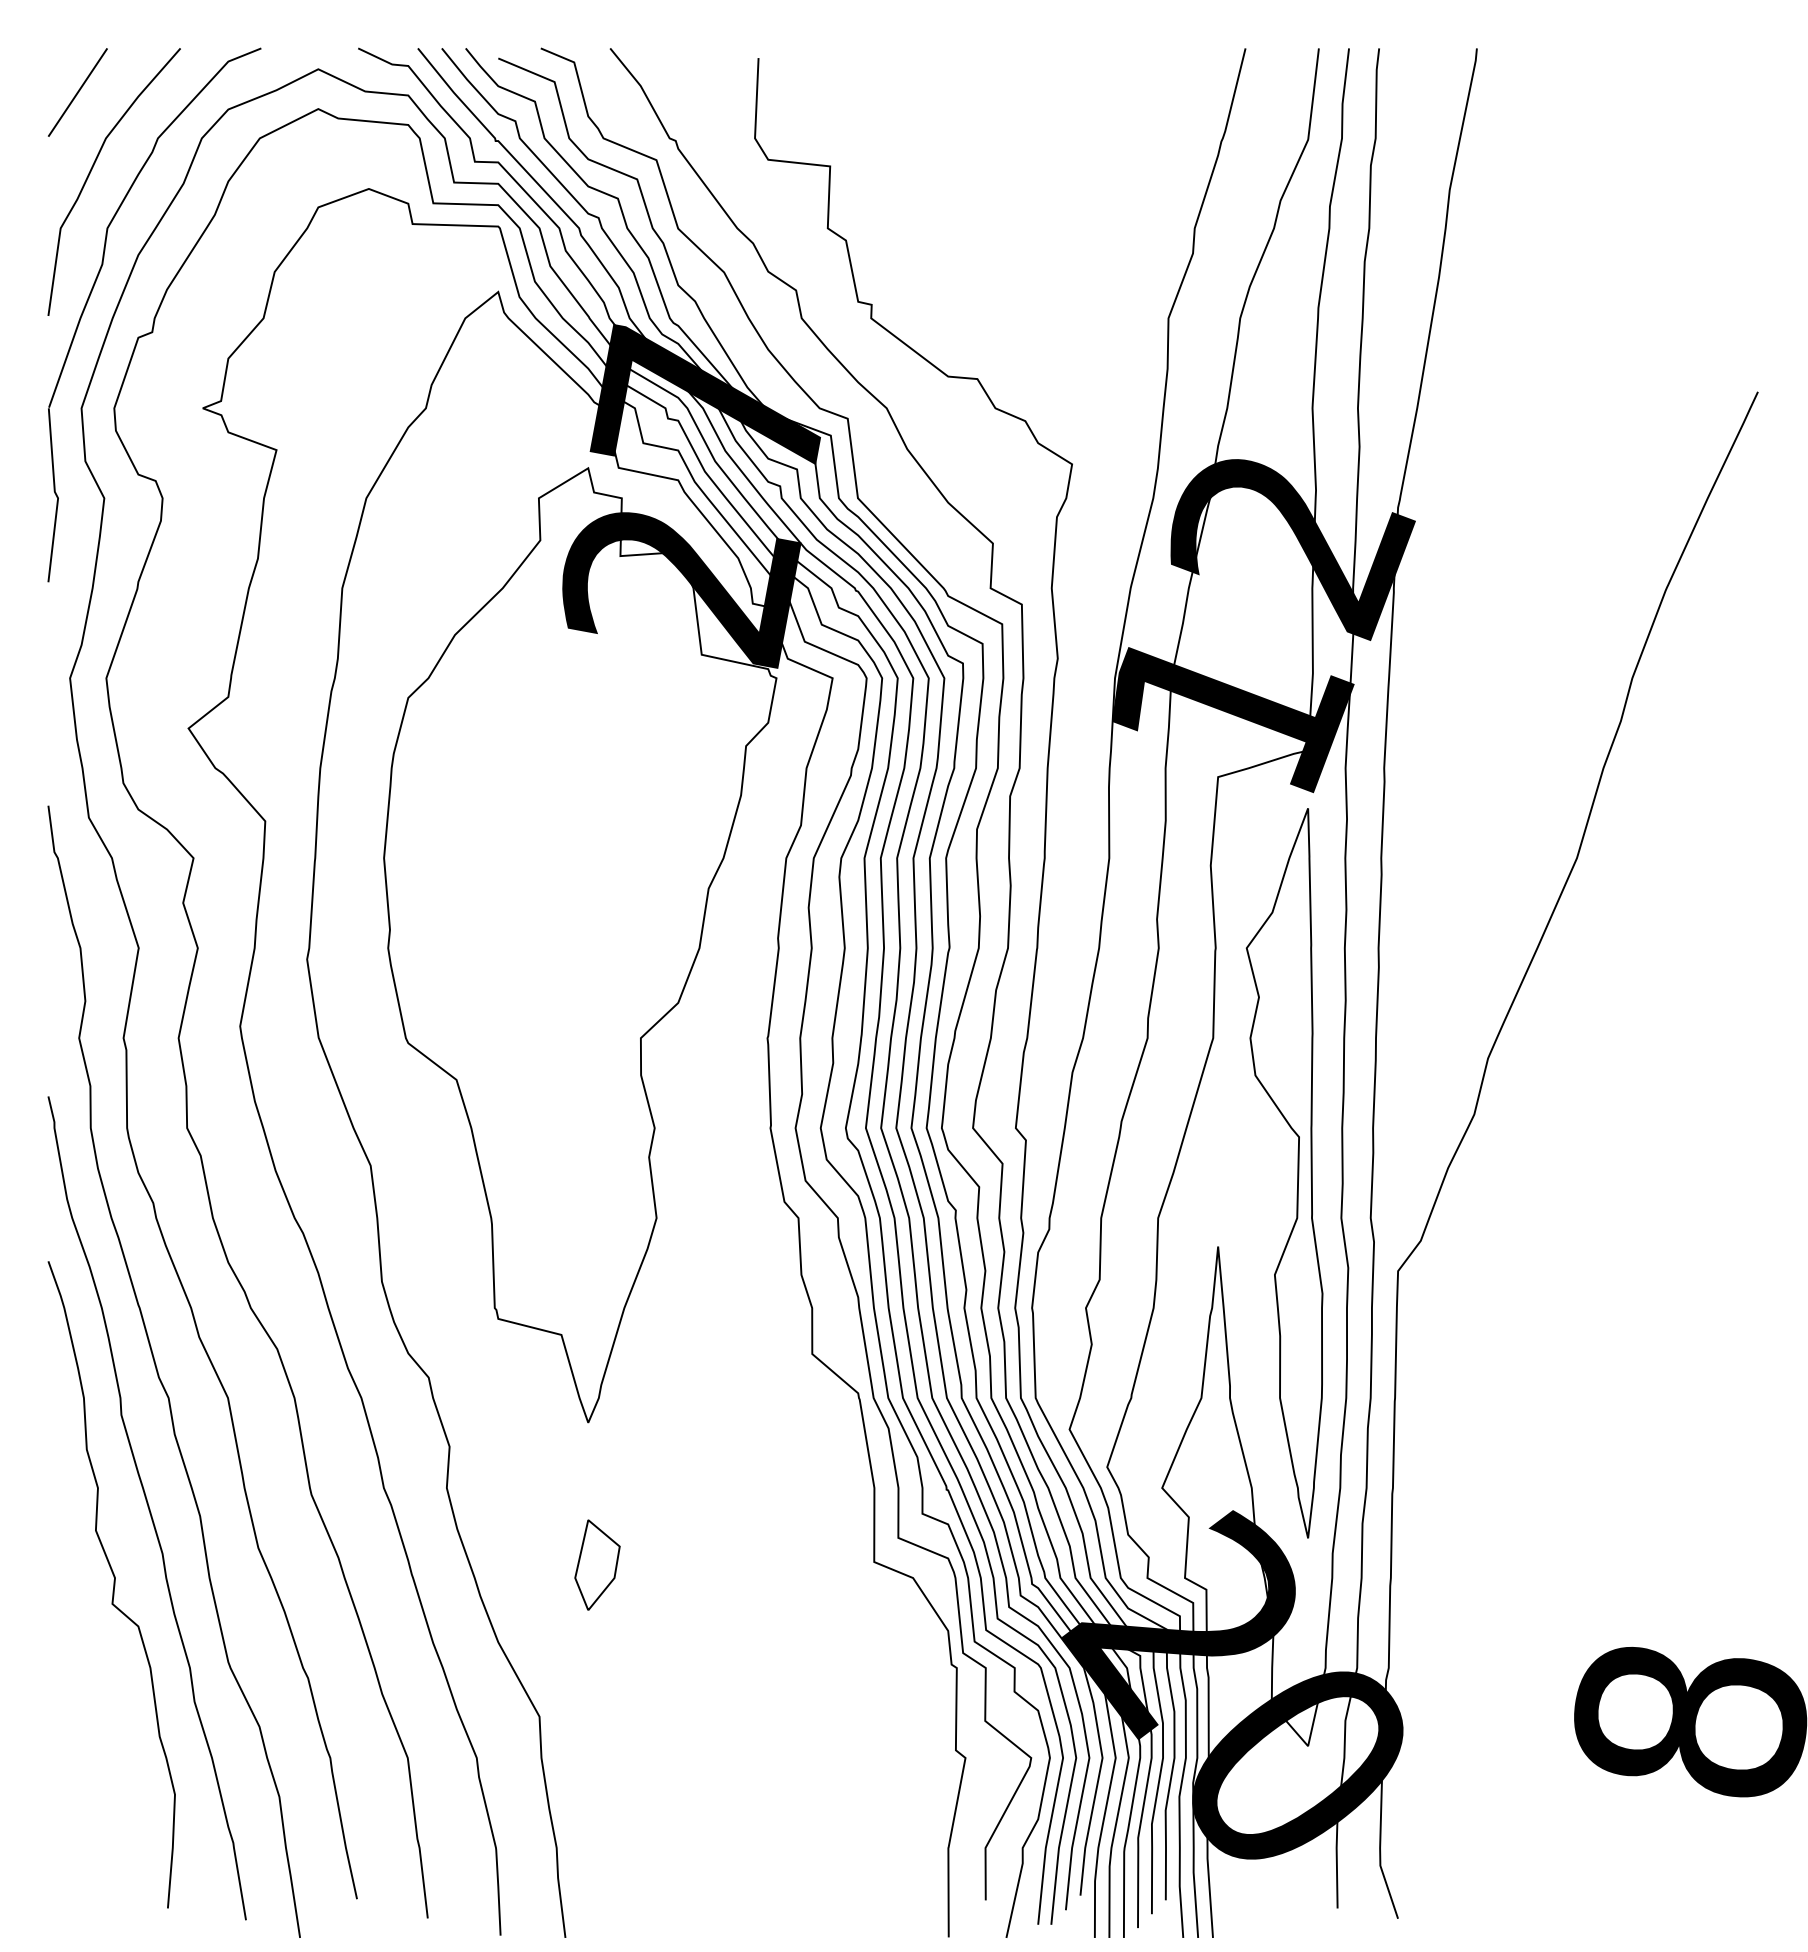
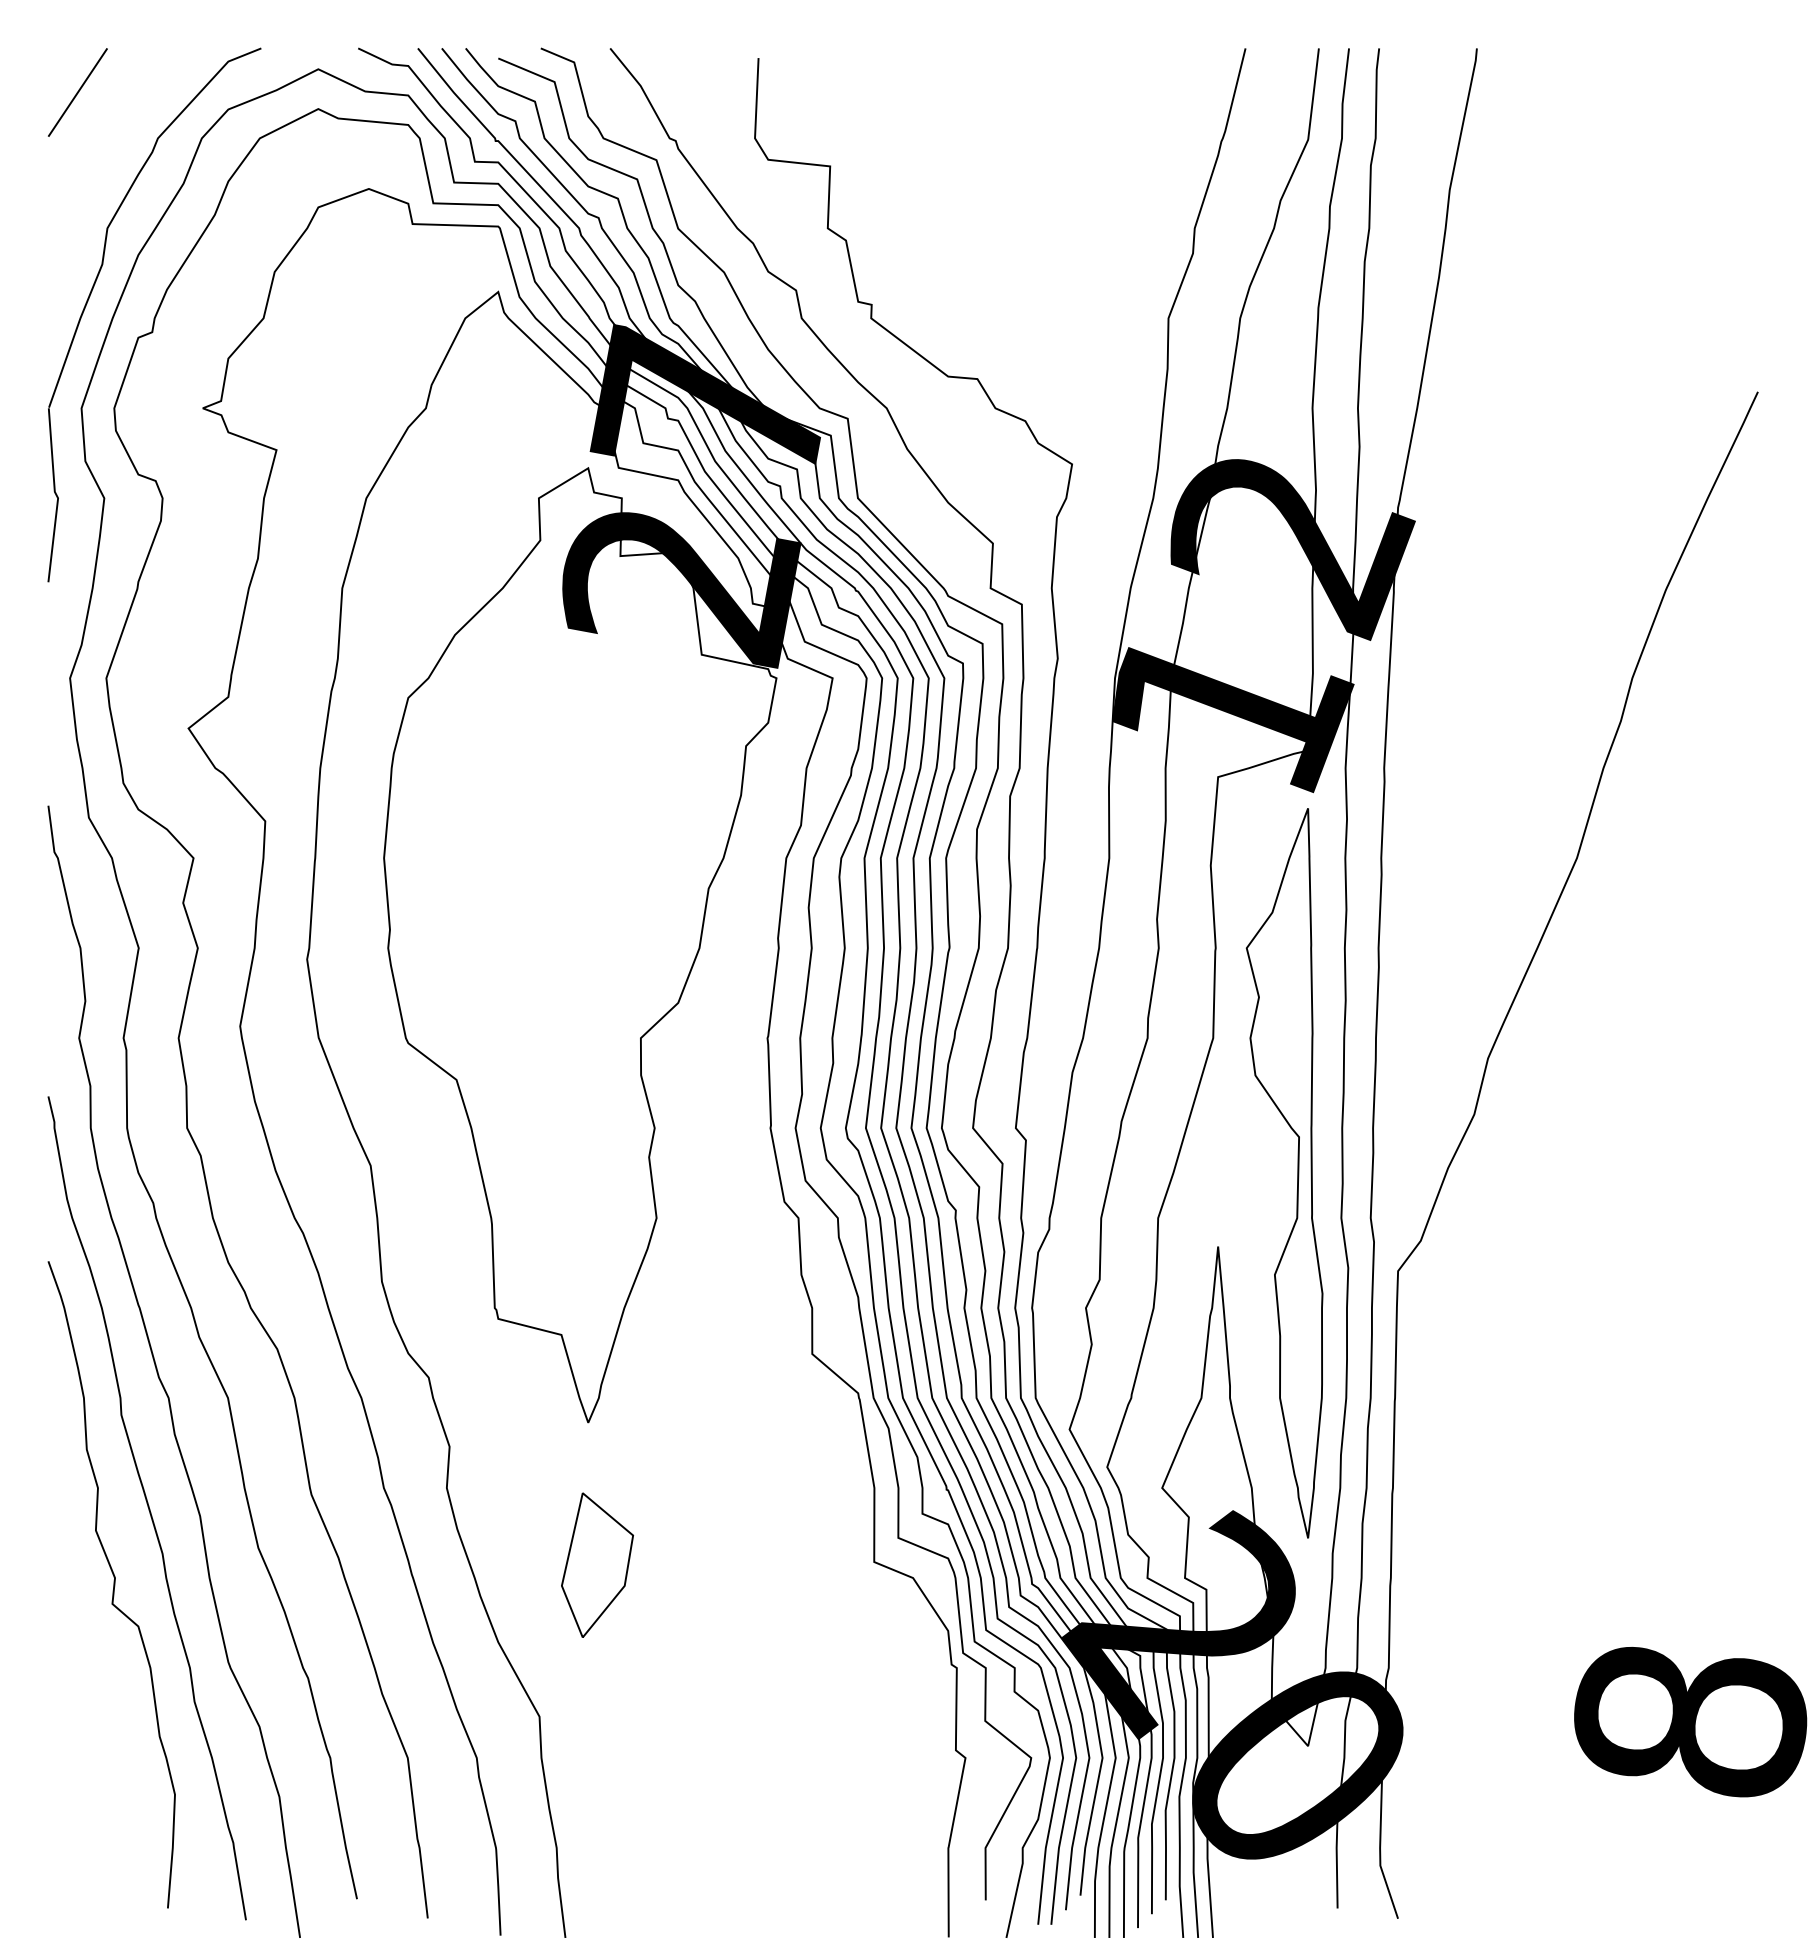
curve: present -> none (90, 174)
part size: 47x92 px -> 73x146 px (597, 1564)
